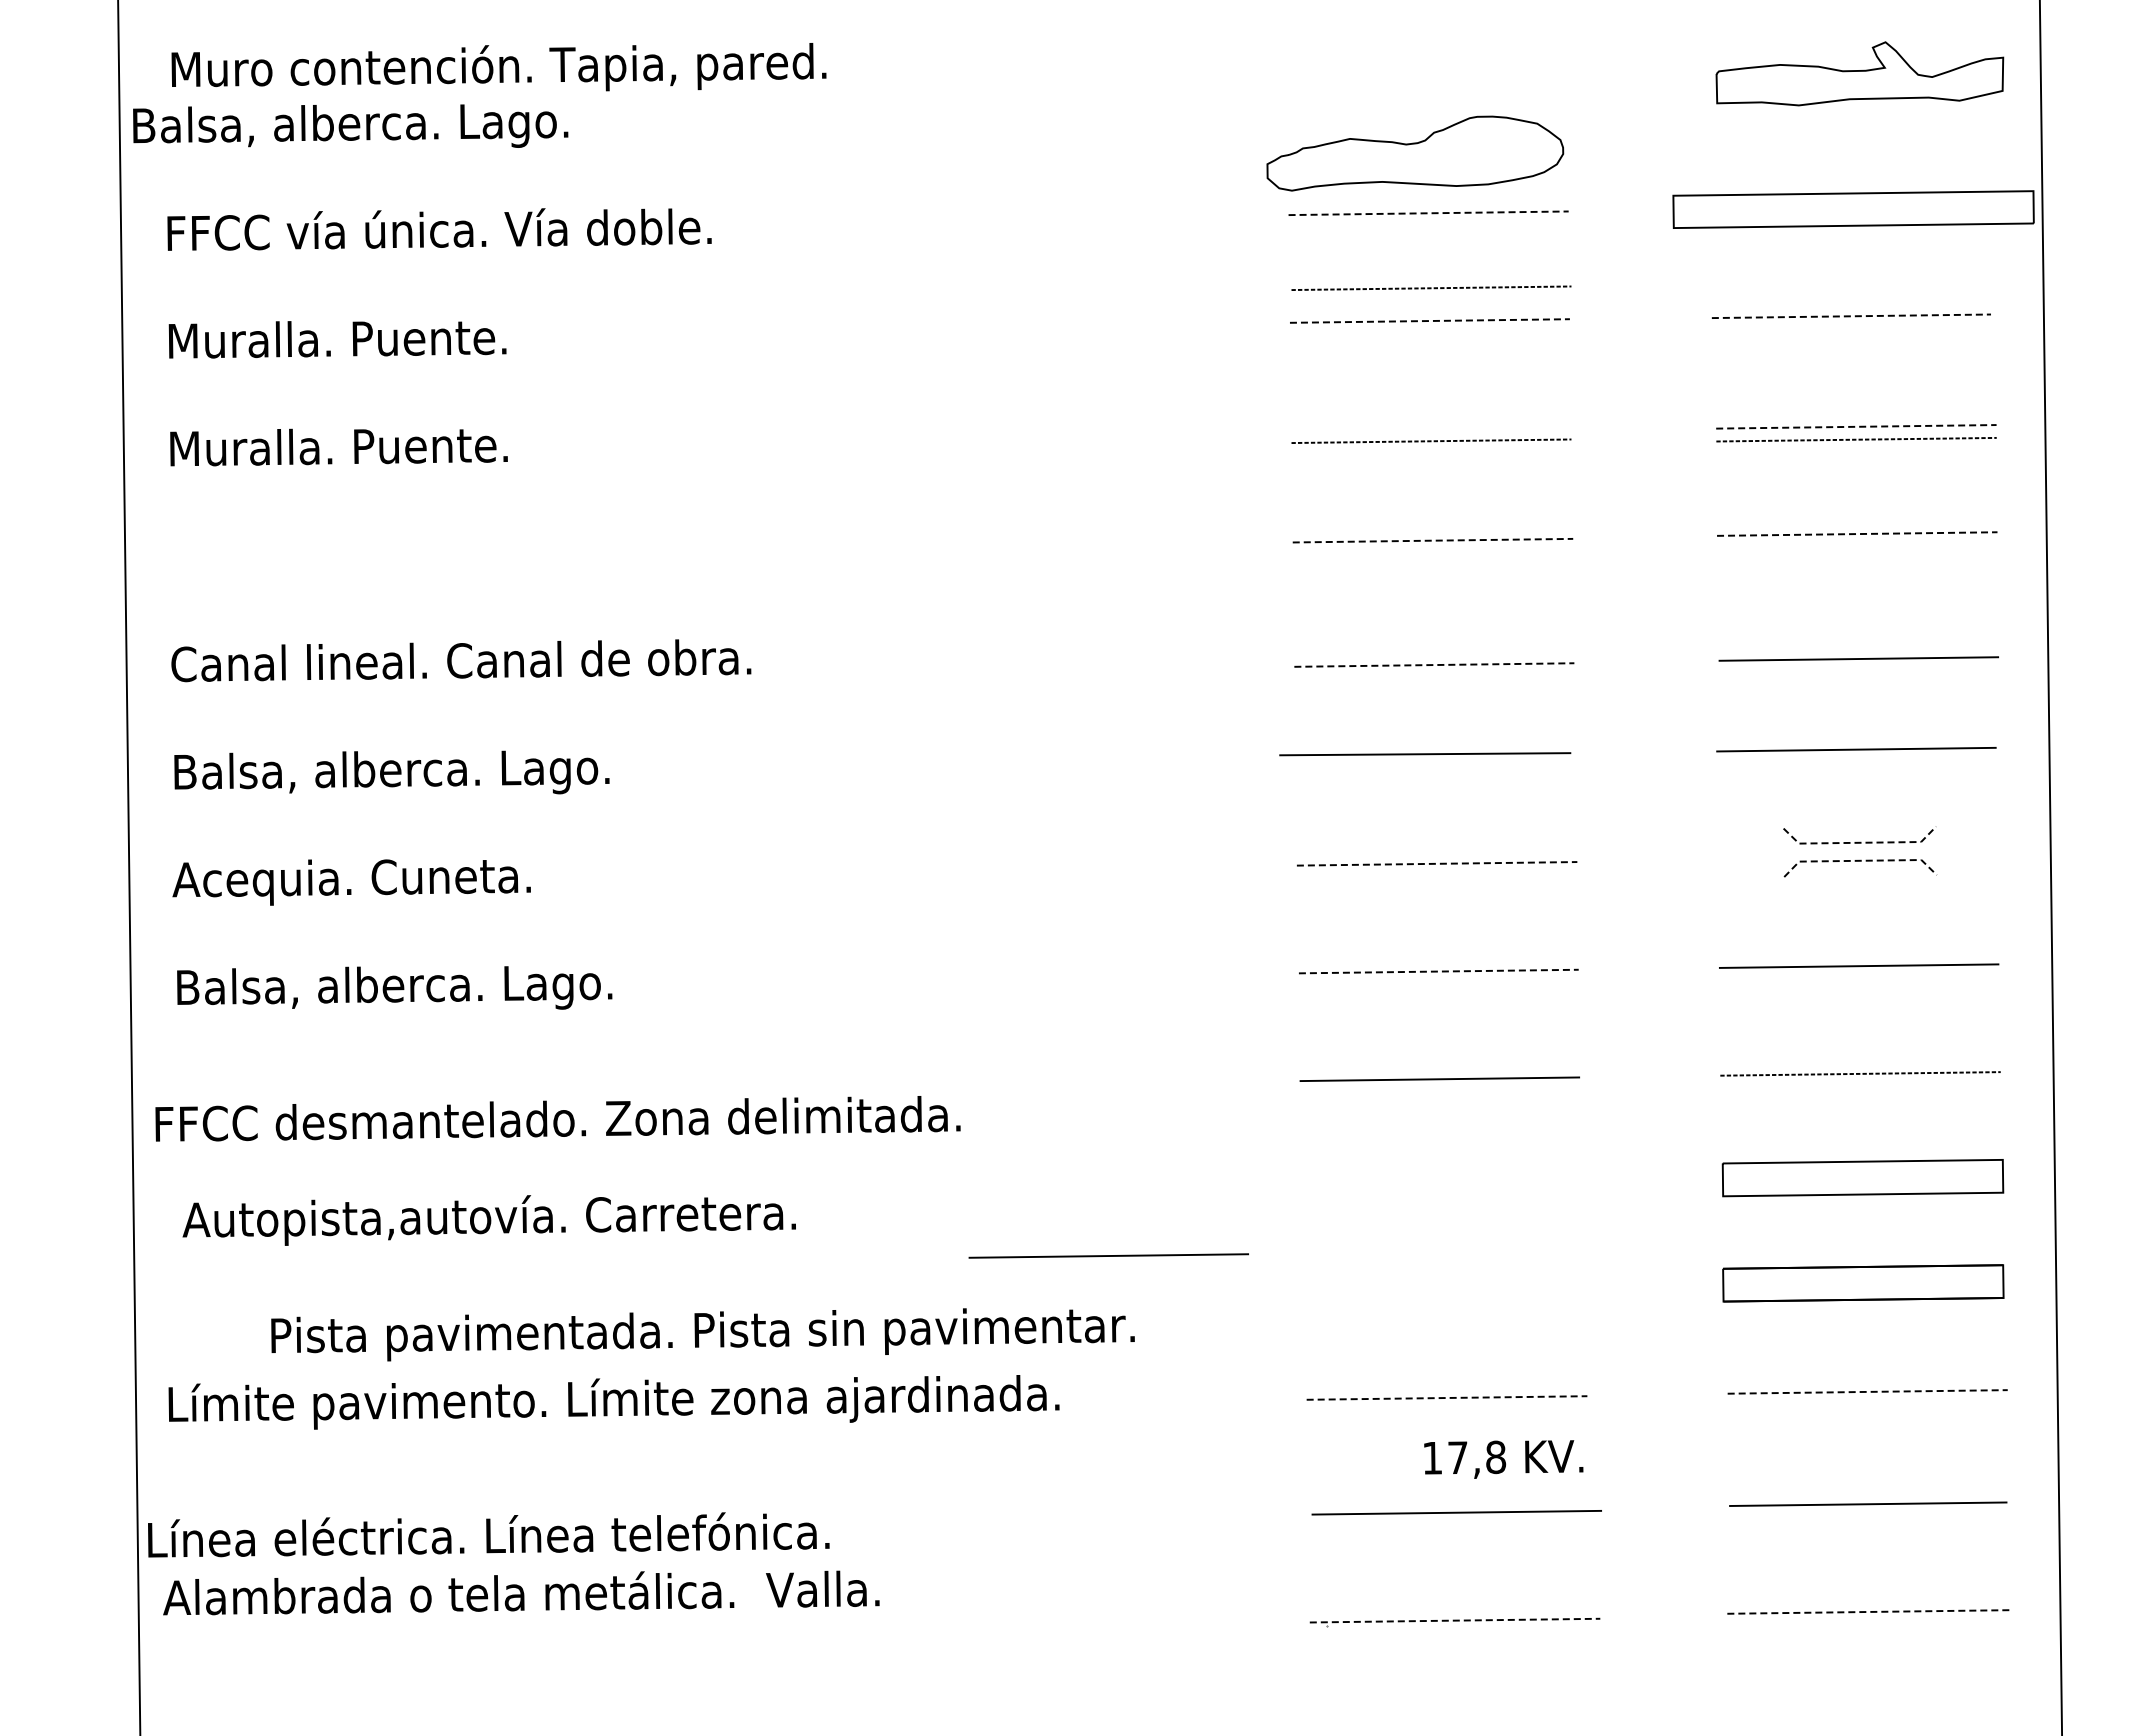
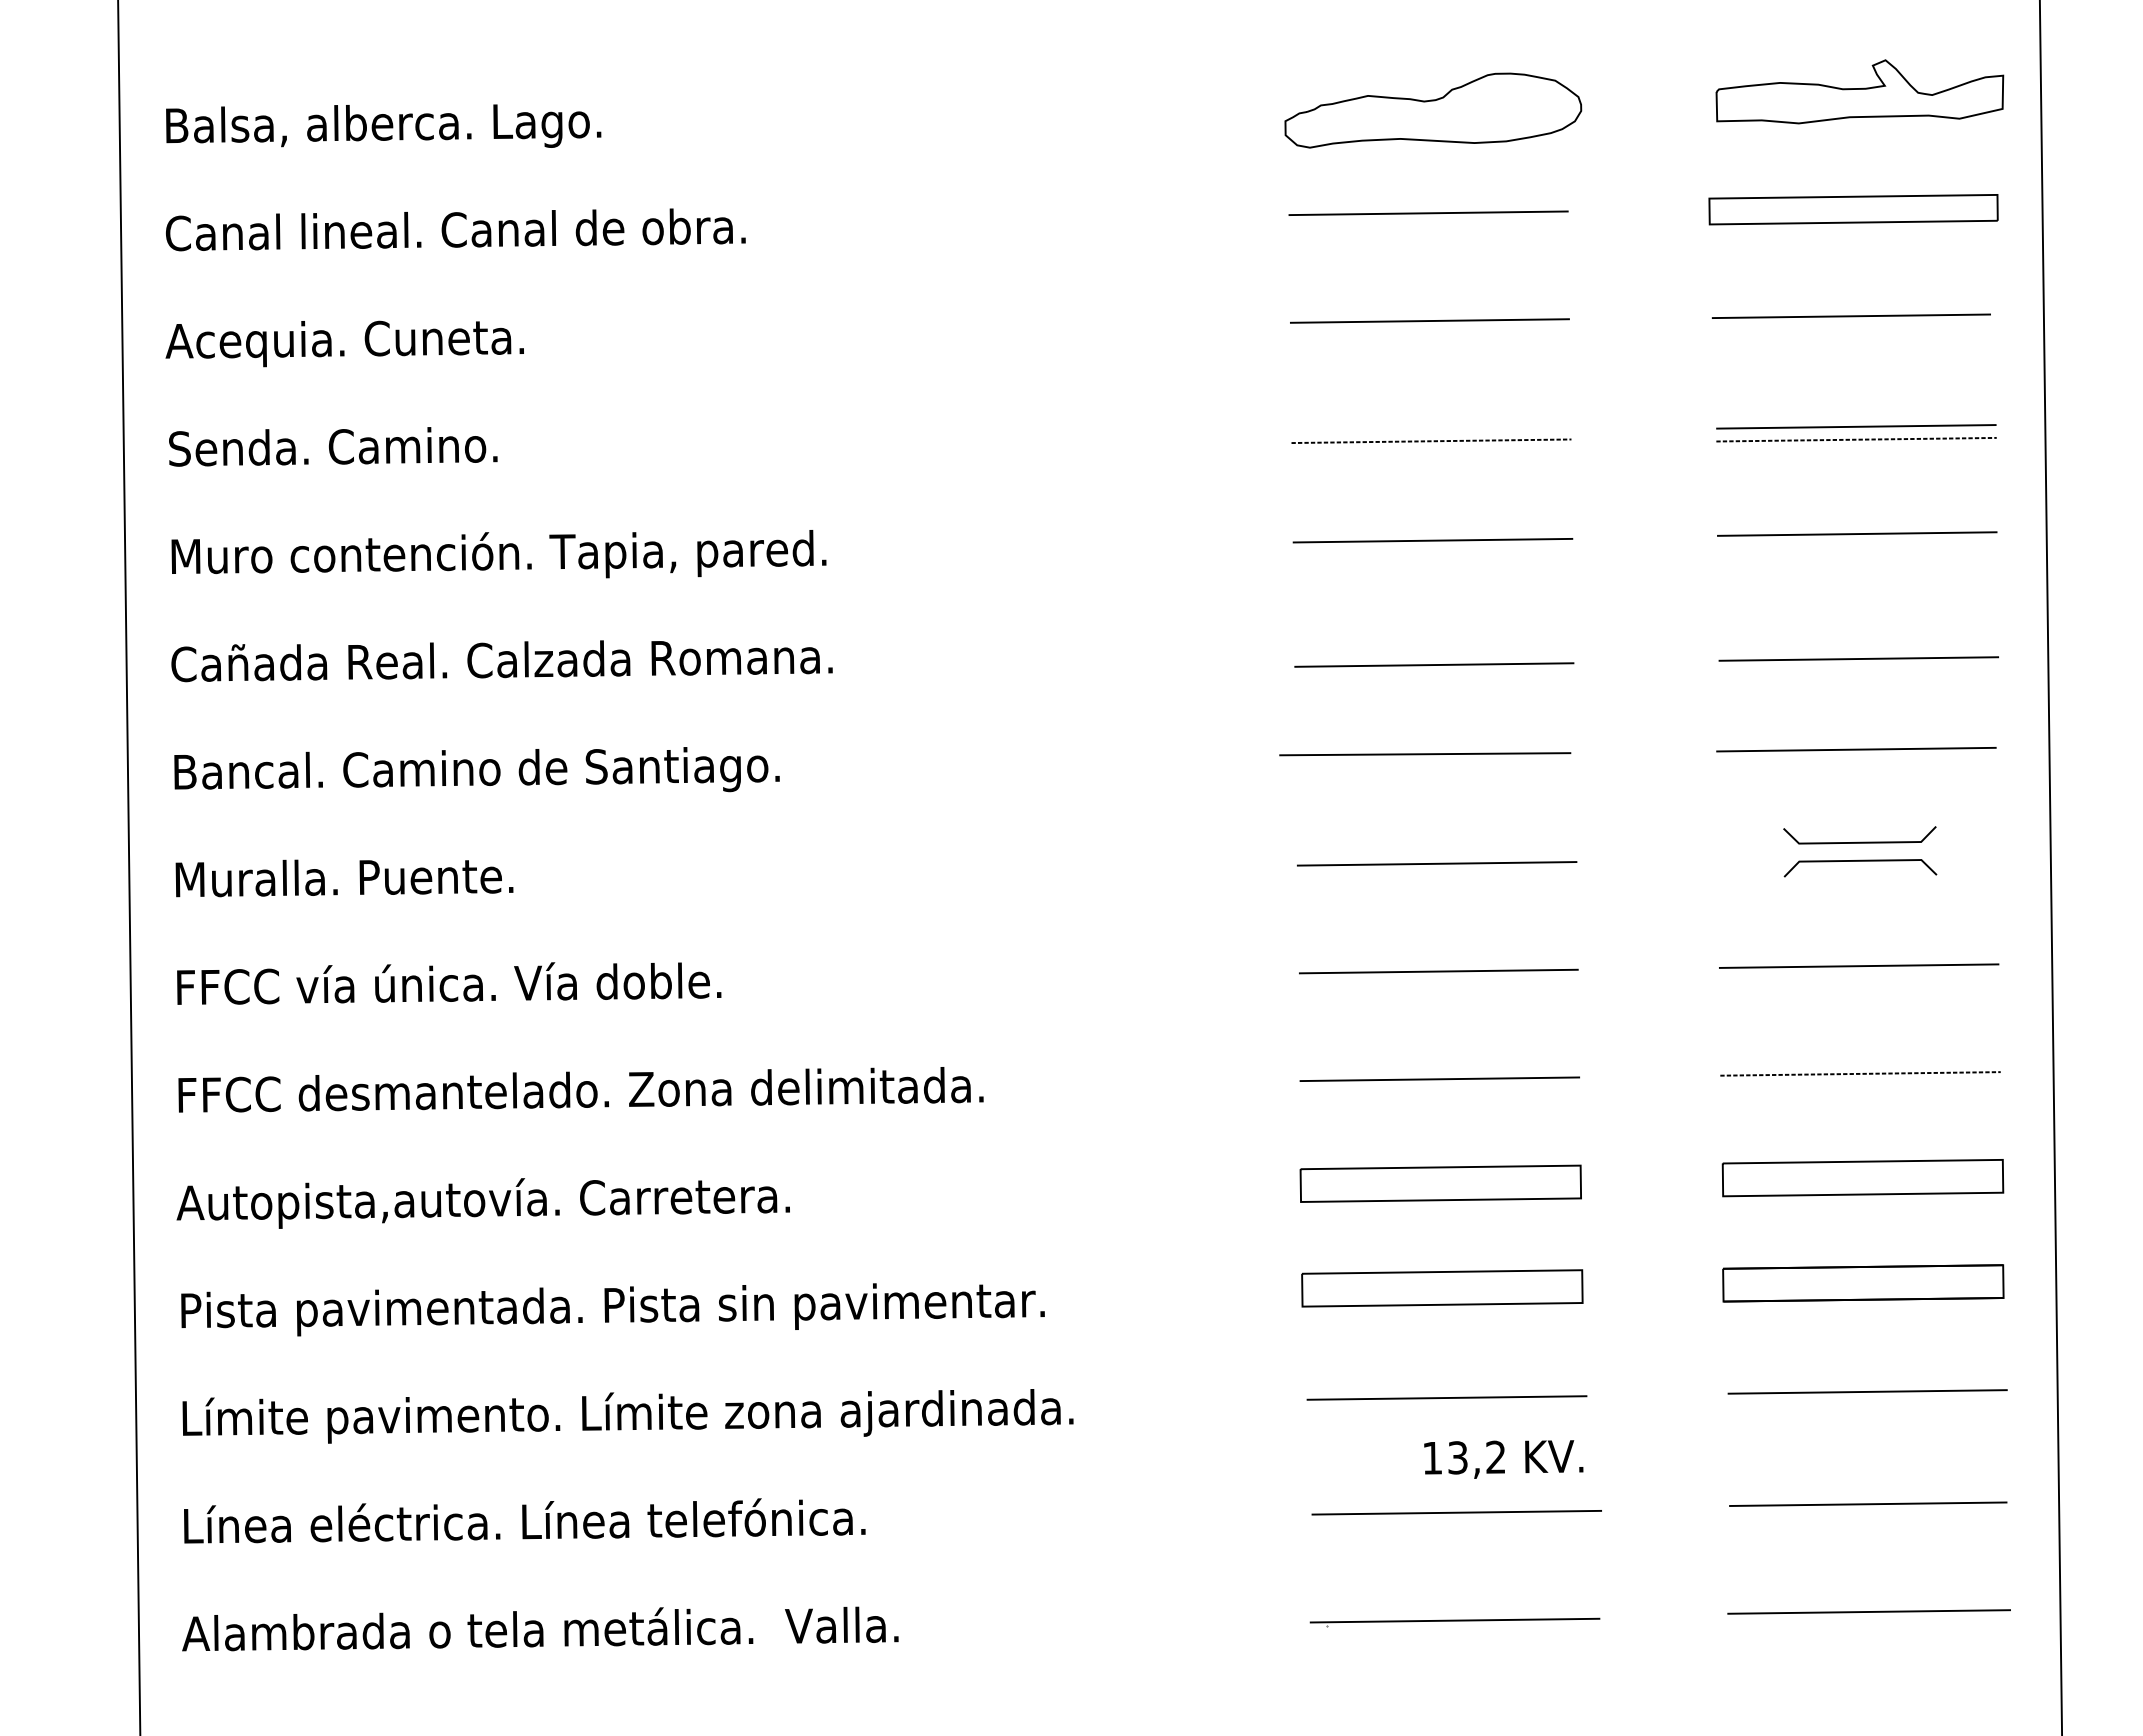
text position: (498, 67) -> (498, 554) (498, 554)
part position: (1859, 73) -> (1859, 91) (1859, 91)
text position: (350, 125) -> (383, 125) (383, 125)
part position: (1415, 153) -> (1433, 110) (1433, 110)
part size: 363x39 px -> 291x32 px (1853, 209)
line: dashed -> solid (1429, 213)
text: FFCC vía única. Vía doble. -> Canal lineal. Canal de obra. (455, 229)
line: present -> none (1431, 287)
line: dashed -> solid (1851, 316)
line: dashed -> solid (1429, 321)
text: Muralla. Puente. -> Acequia. Cuneta. (344, 343)
line: dashed -> solid (1856, 426)
text: Muralla. Puente. -> Senda. Camino. (338, 446)
line: dashed -> solid (1857, 534)
line: dashed -> solid (1433, 540)
text: Canal lineal. Canal de obra. -> Cañada Real. Calzada Romana. (531, 659)
line: dashed -> solid (1434, 665)
text: Balsa, alberca. Lago. -> Bancal. Camino de Santiago. (504, 770)
line: dashed -> solid (1860, 842)
line: dashed -> solid (1860, 860)
line: dashed -> solid (1437, 863)
text: Acequia. Cuneta. -> Muralla. Puente. (351, 882)
line: dashed -> solid (1438, 971)
text: Balsa, alberca. Lago. -> FFCC vía única. Vía doble. (451, 985)
text position: (557, 1118) -> (580, 1089) (580, 1089)
part: none -> present (1440, 1183)
text position: (488, 1220) -> (482, 1203) (482, 1203)
line: present -> none (1108, 1255)
part: none -> present (1442, 1288)
text position: (702, 1334) -> (612, 1309) (612, 1309)
line: dashed -> solid (1868, 1391)
line: dashed -> solid (1447, 1397)
text position: (613, 1402) -> (627, 1416) (627, 1416)
text: 17,8 -> 13,2 (1477, 1457)
text position: (488, 1534) -> (524, 1520) (524, 1520)
text position: (521, 1592) -> (540, 1628) (540, 1628)
line: dashed -> solid (1869, 1611)
line: dashed -> solid (1455, 1620)
